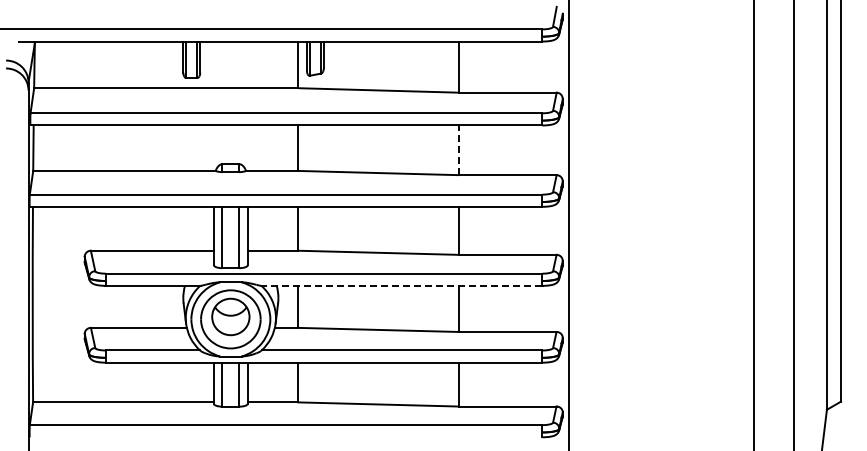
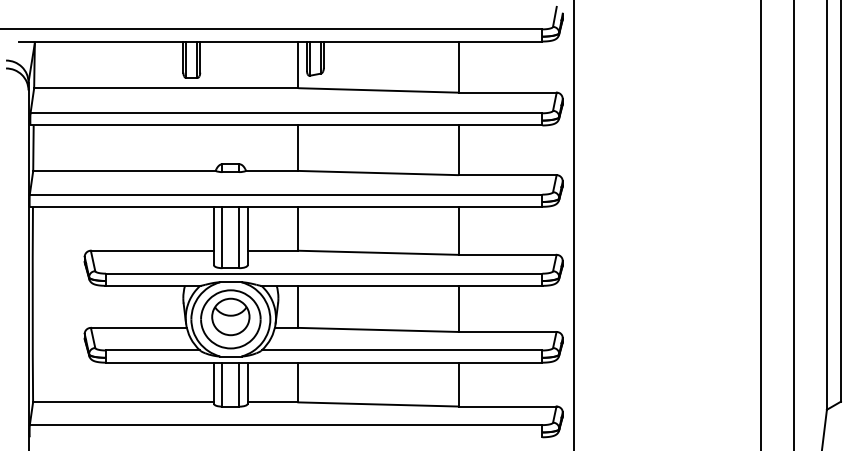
line: dashed -> solid (458, 150)
line position: (569, 224) -> (574, 224) (574, 224)
line position: (754, 224) -> (761, 224) (761, 224)
line: dashed -> solid (401, 285)
